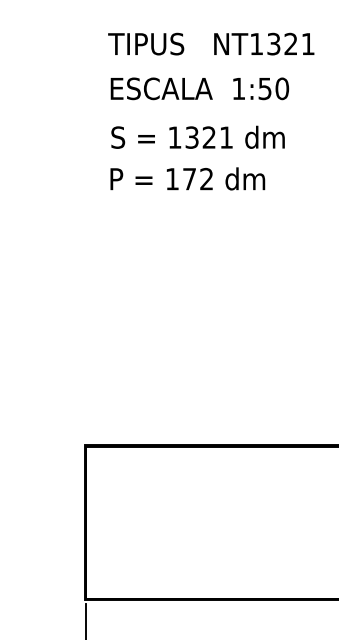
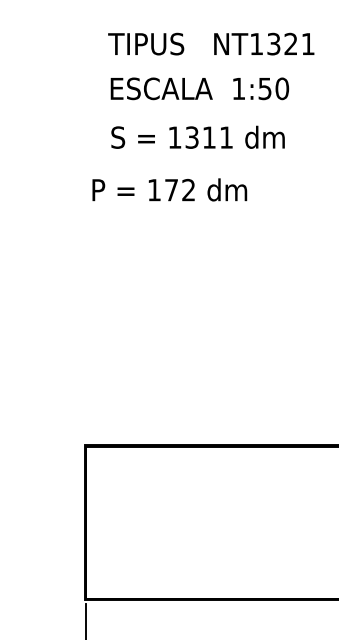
text: 1321 -> 1311 (208, 137)
text position: (187, 178) -> (169, 189) (169, 189)
